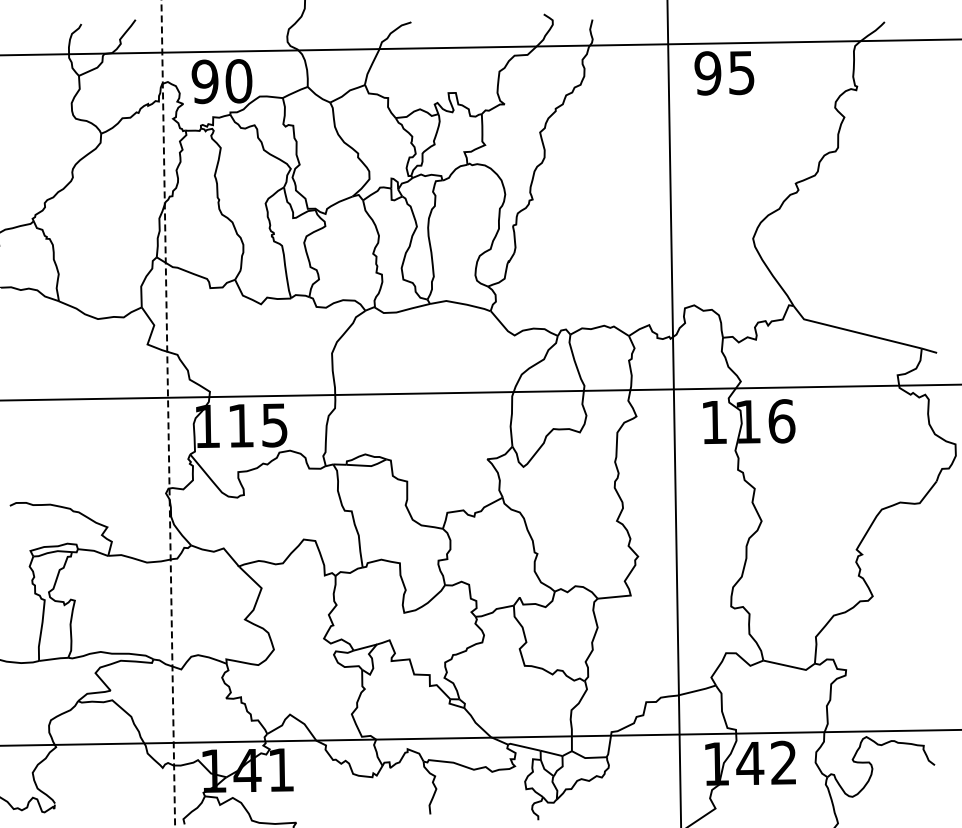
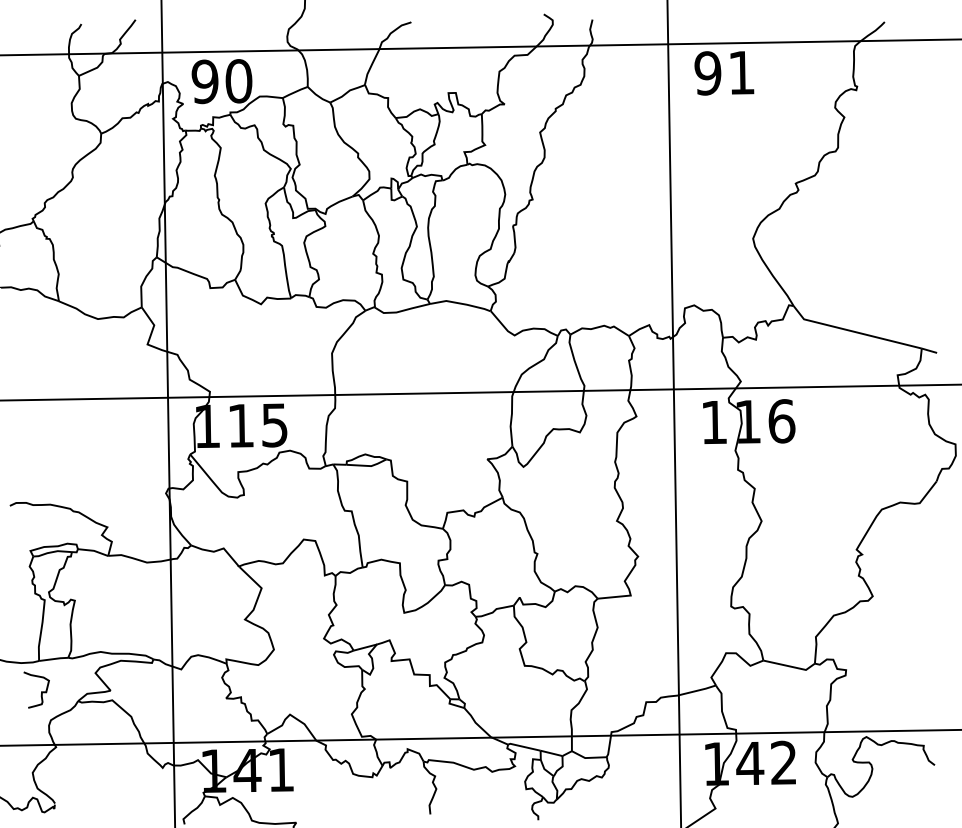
text: 95 -> 91 (741, 73)
line: dashed -> solid (168, 414)
curve: none -> present (41, 691)
